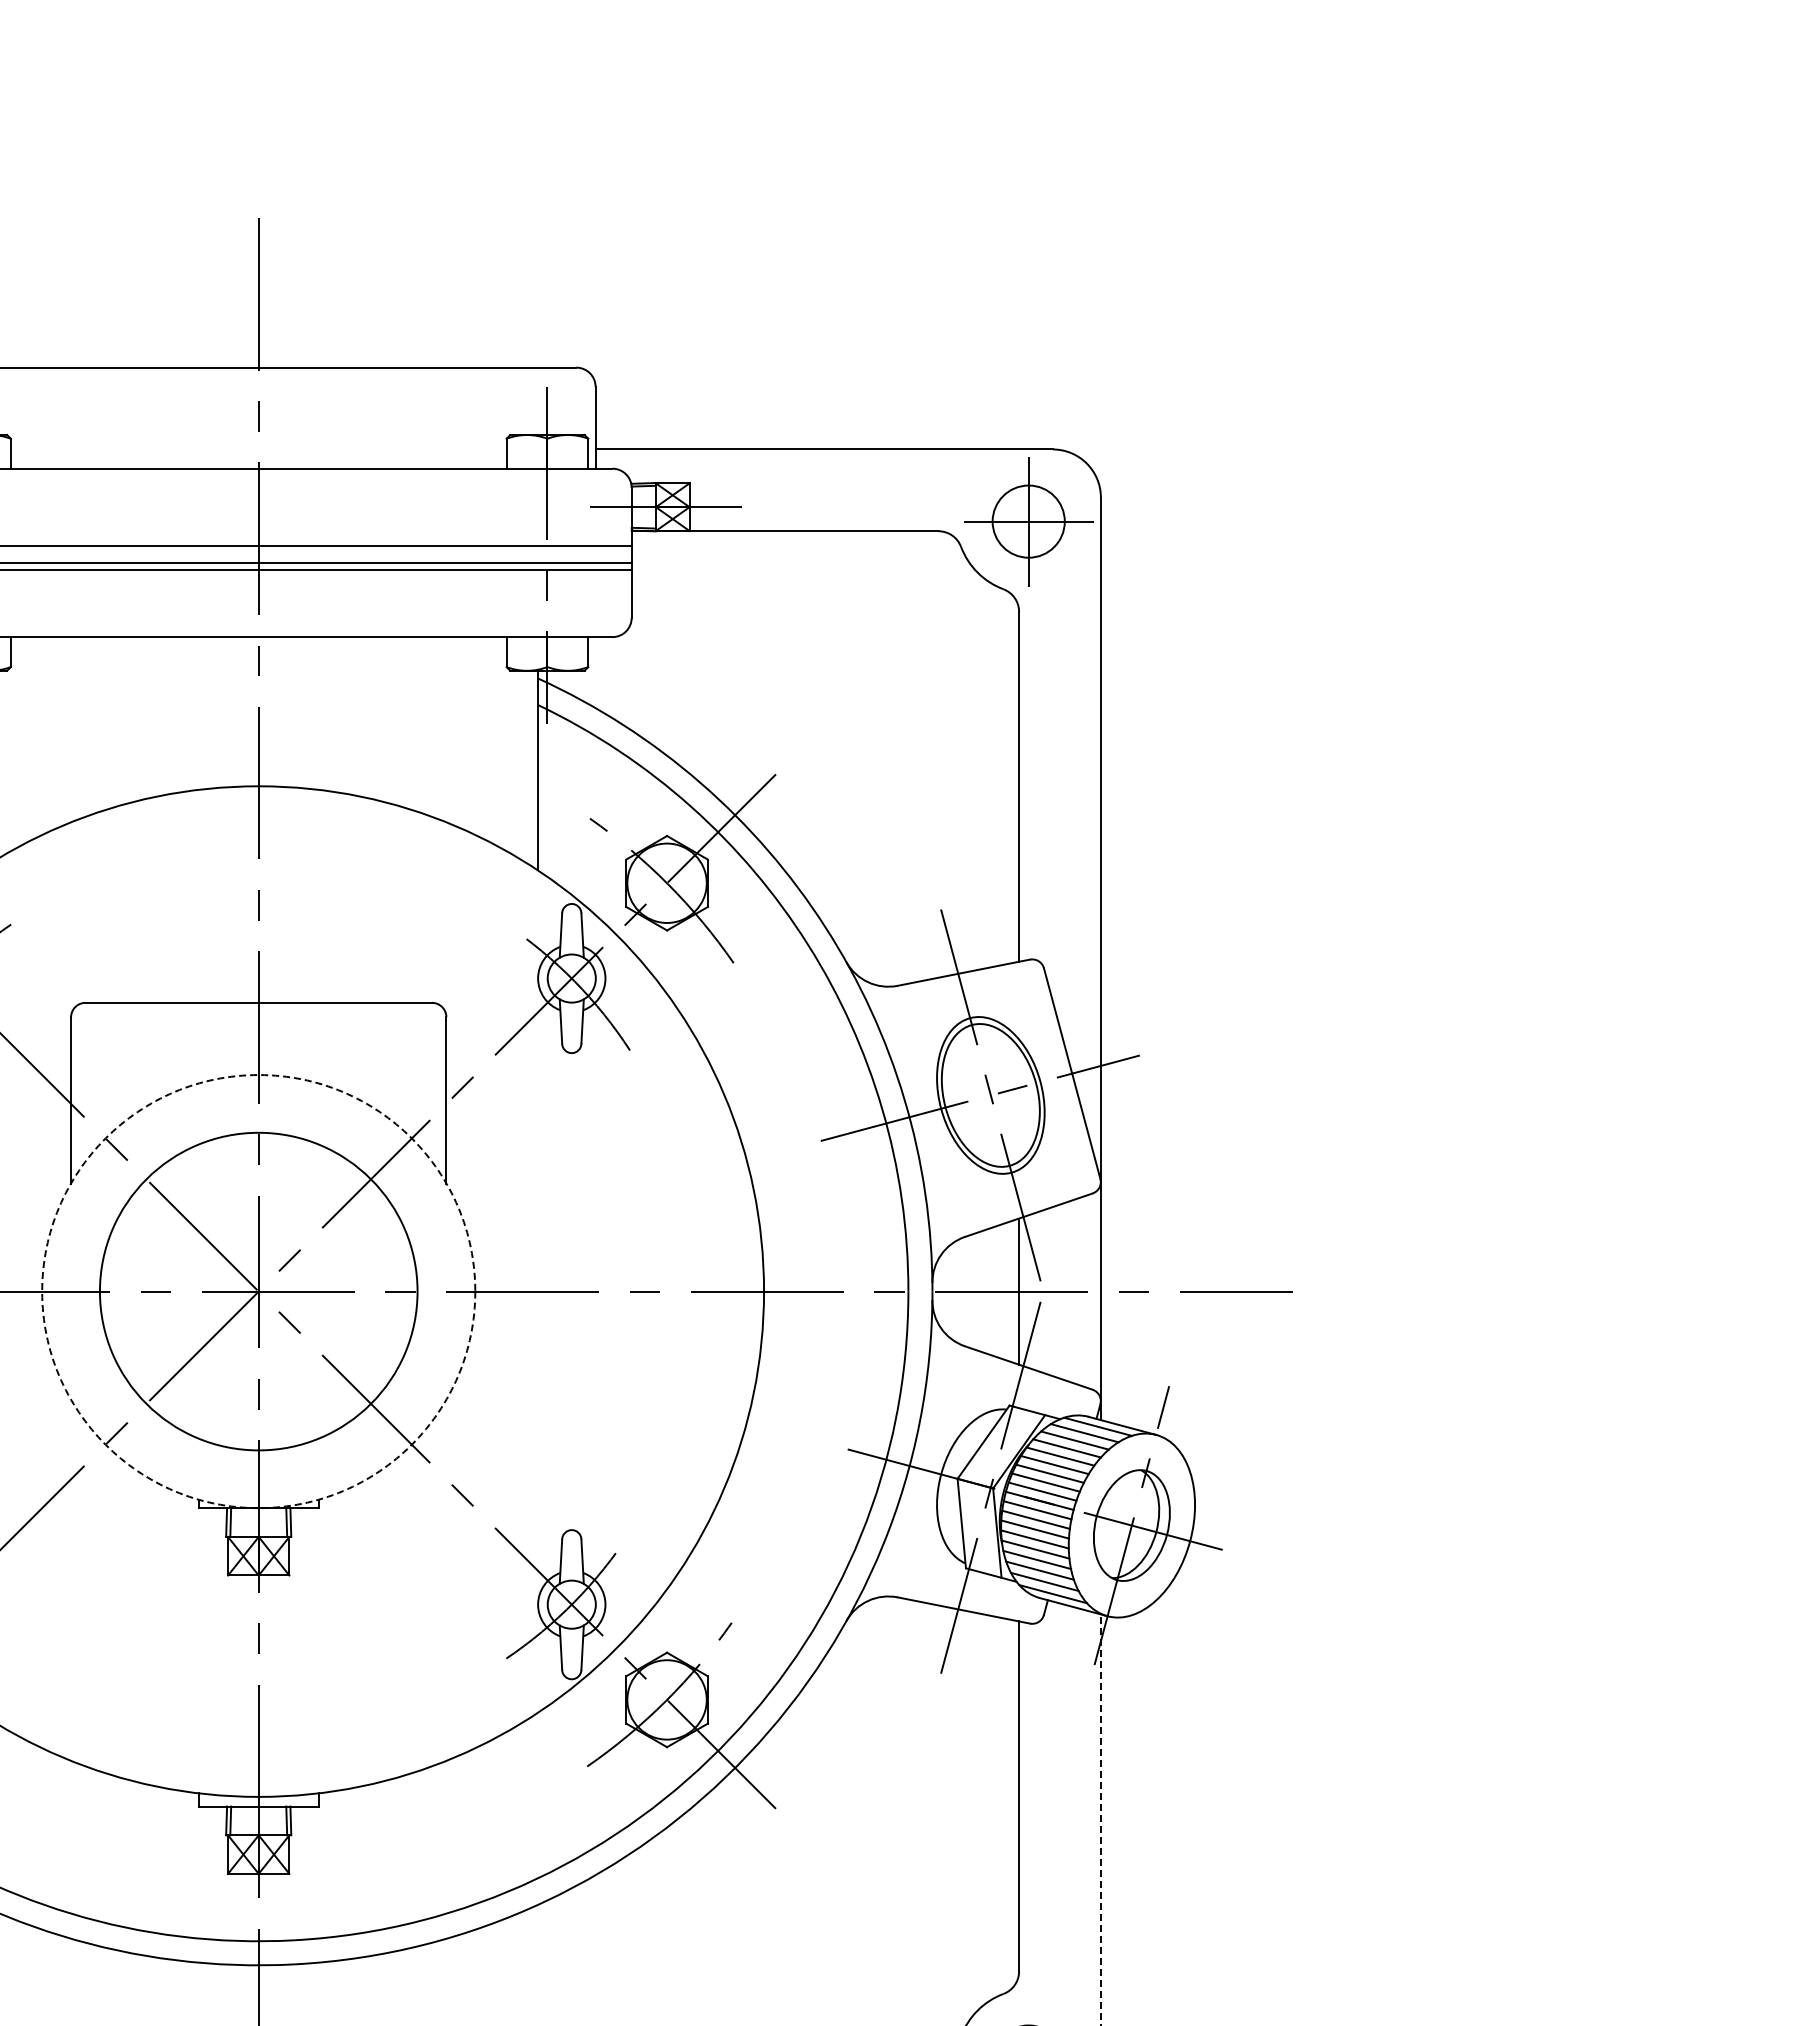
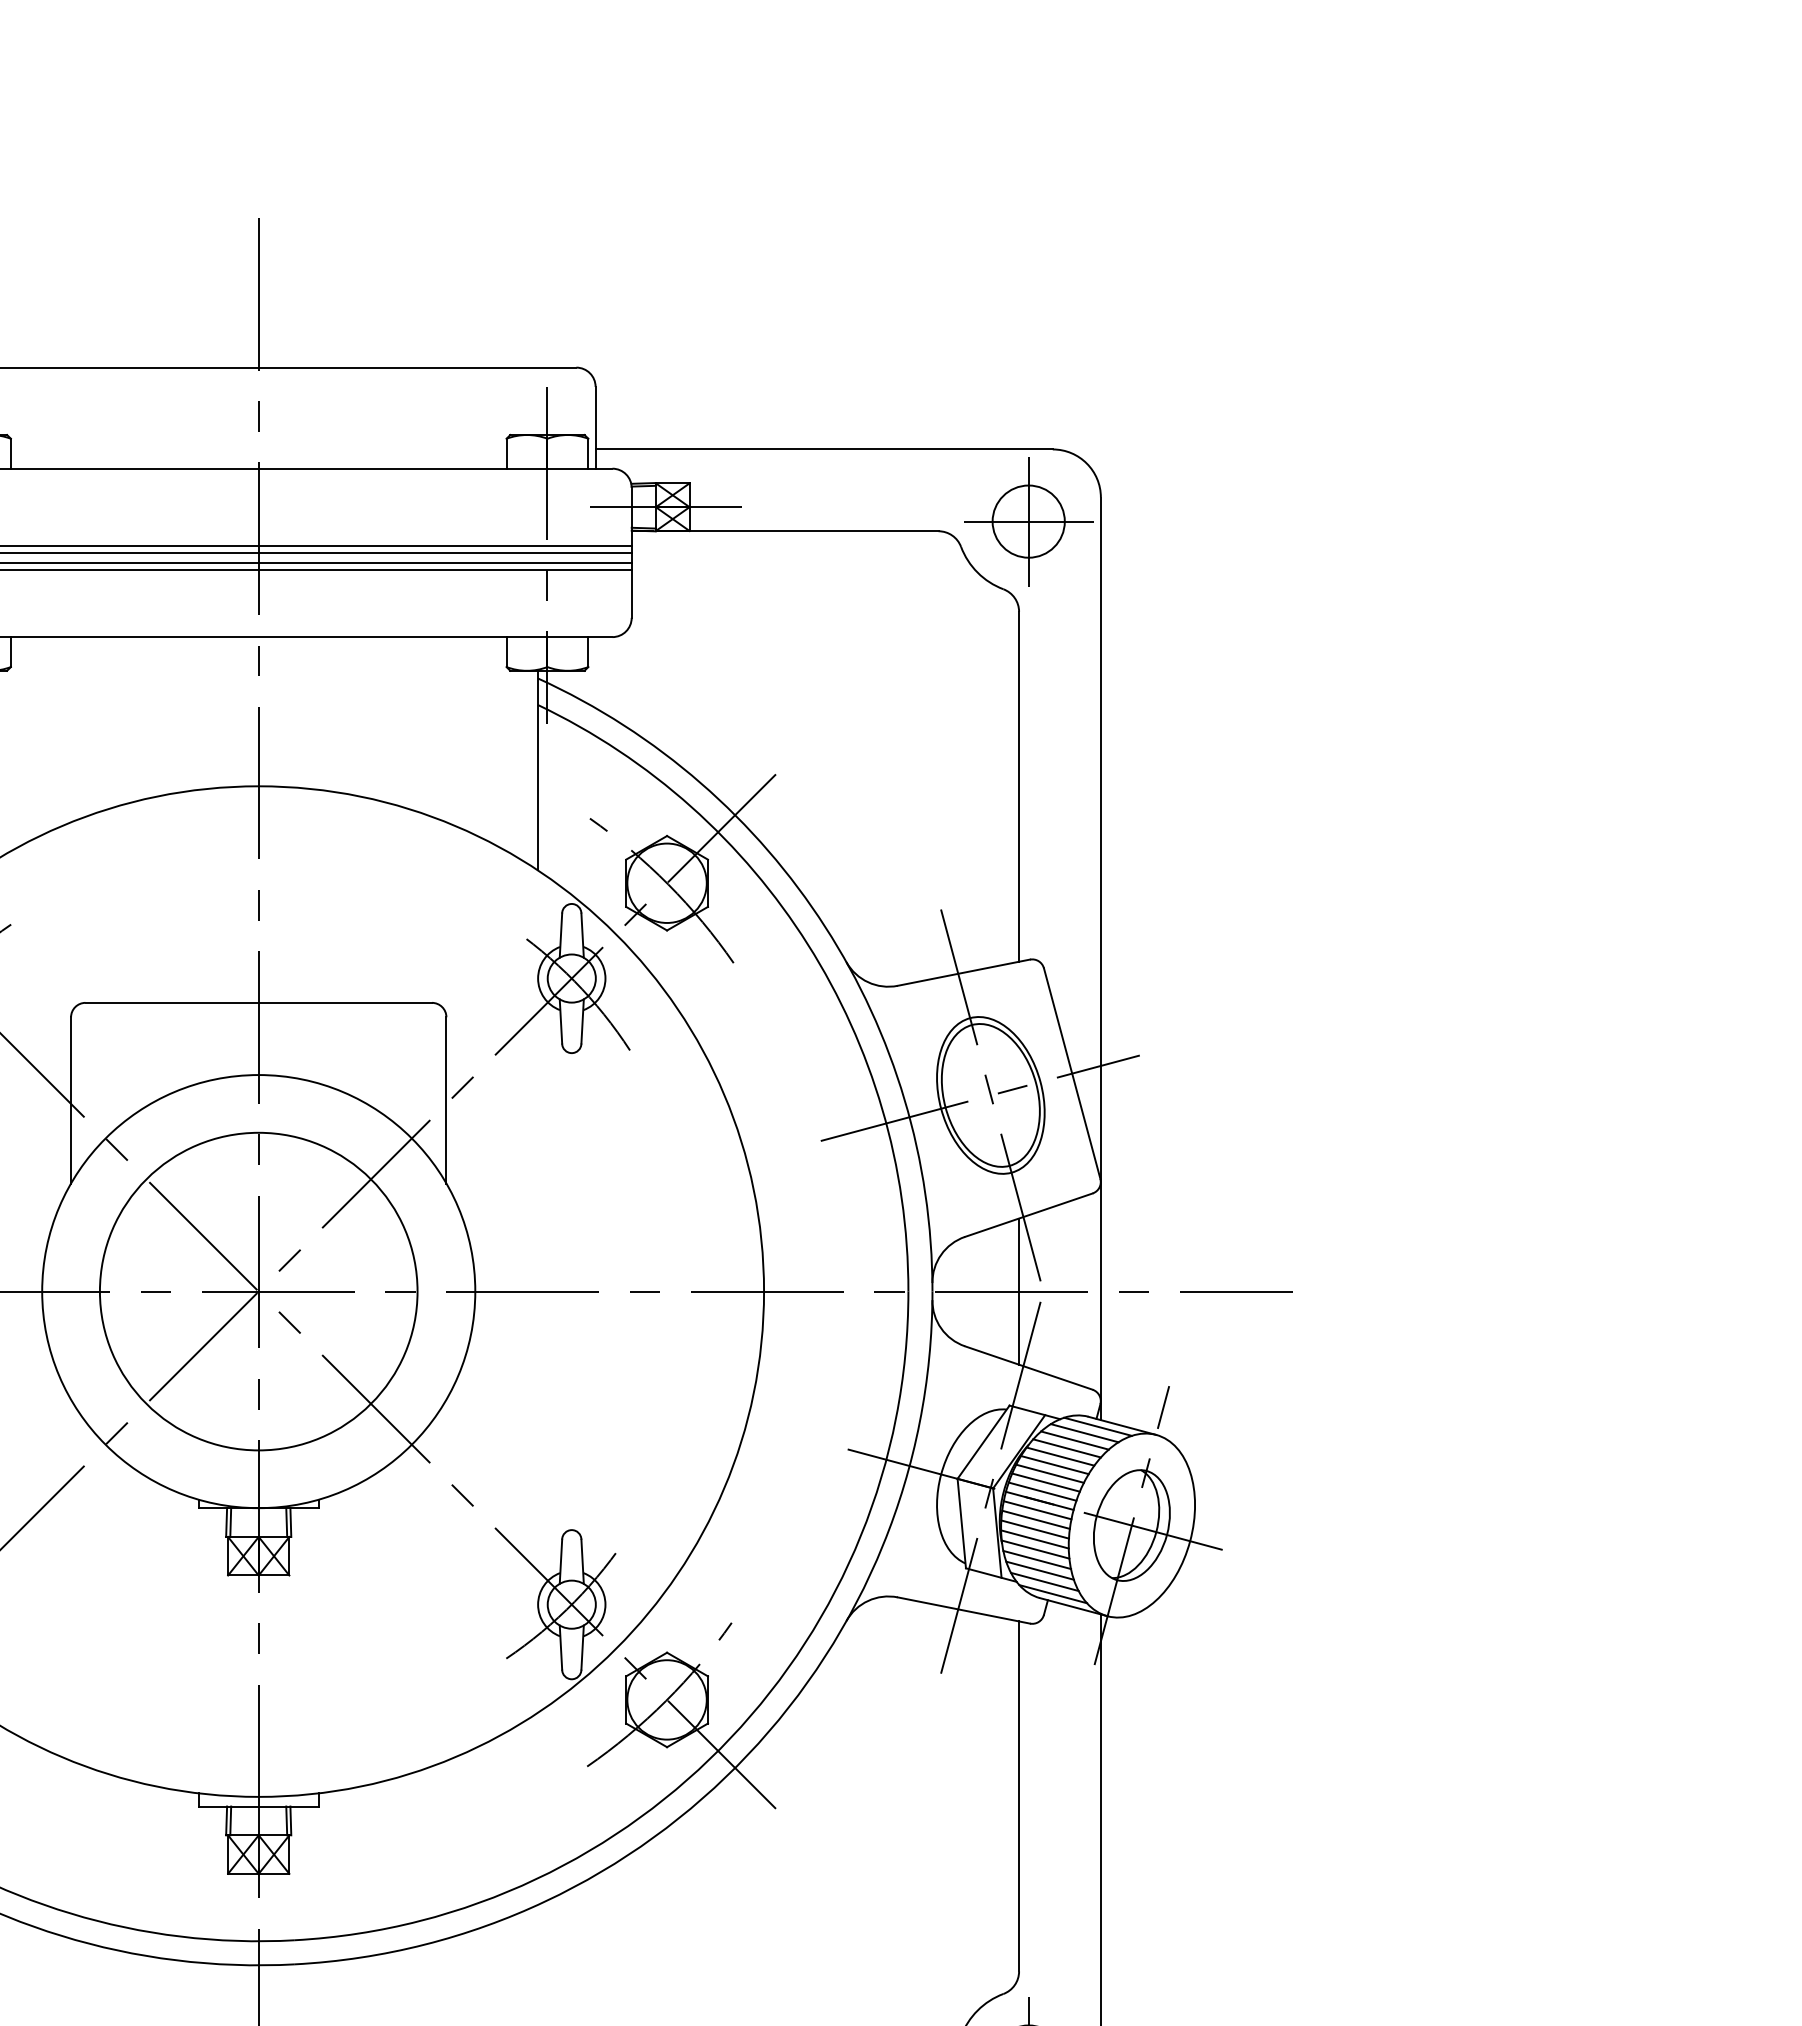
line: none -> present (316, 552)
circle: dashed -> solid (258, 1291)
line: dashed -> solid (1100, 1820)
line: none -> present (1028, 2009)
